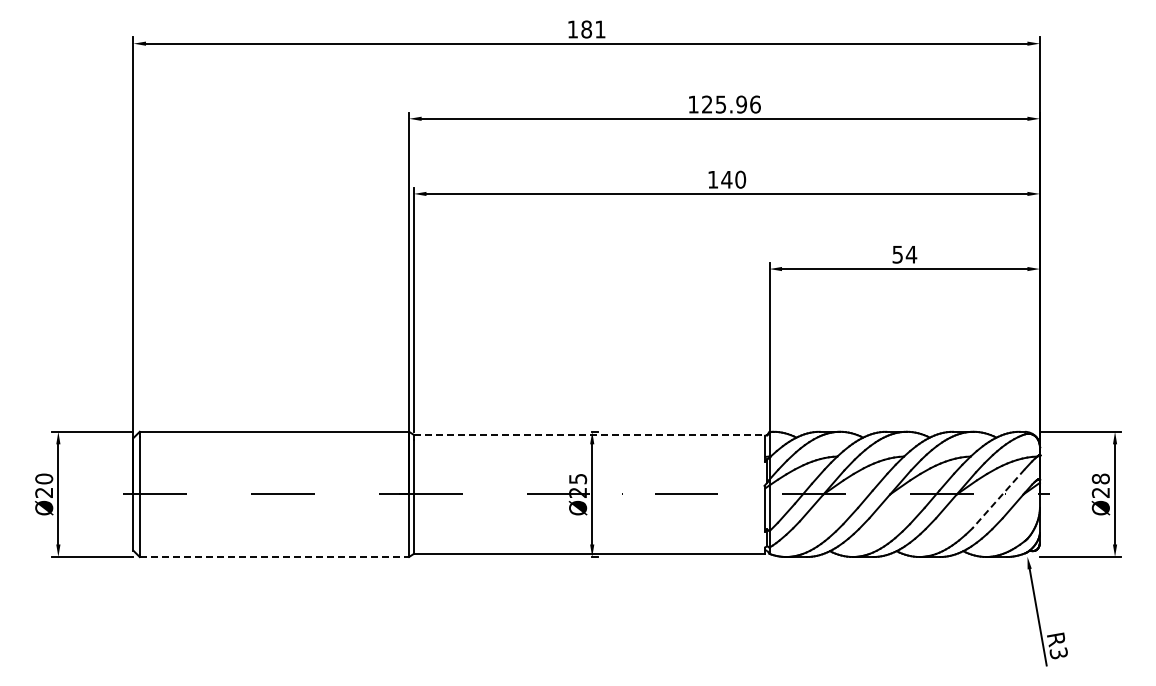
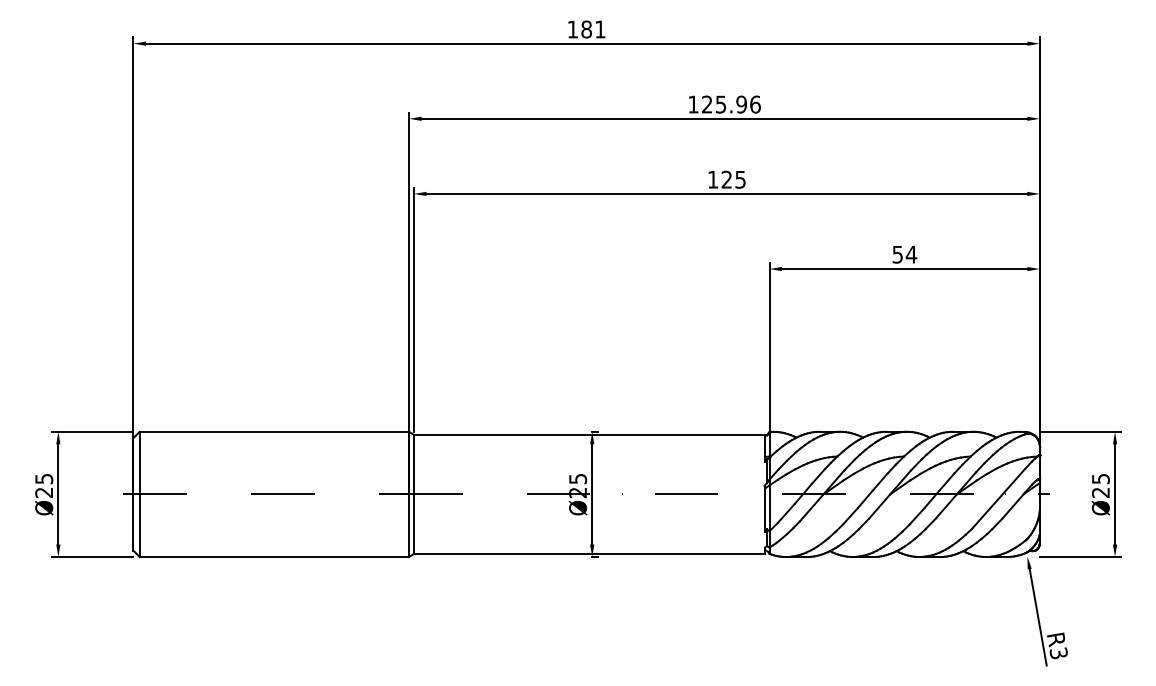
text: 140 -> 125 (733, 179)
line: dashed -> solid (590, 434)
text: Ø20 -> Ø25 (44, 478)
text: Ø28 -> Ø25 (1100, 478)
line: dashed -> solid (998, 498)
line: dashed -> solid (274, 557)
